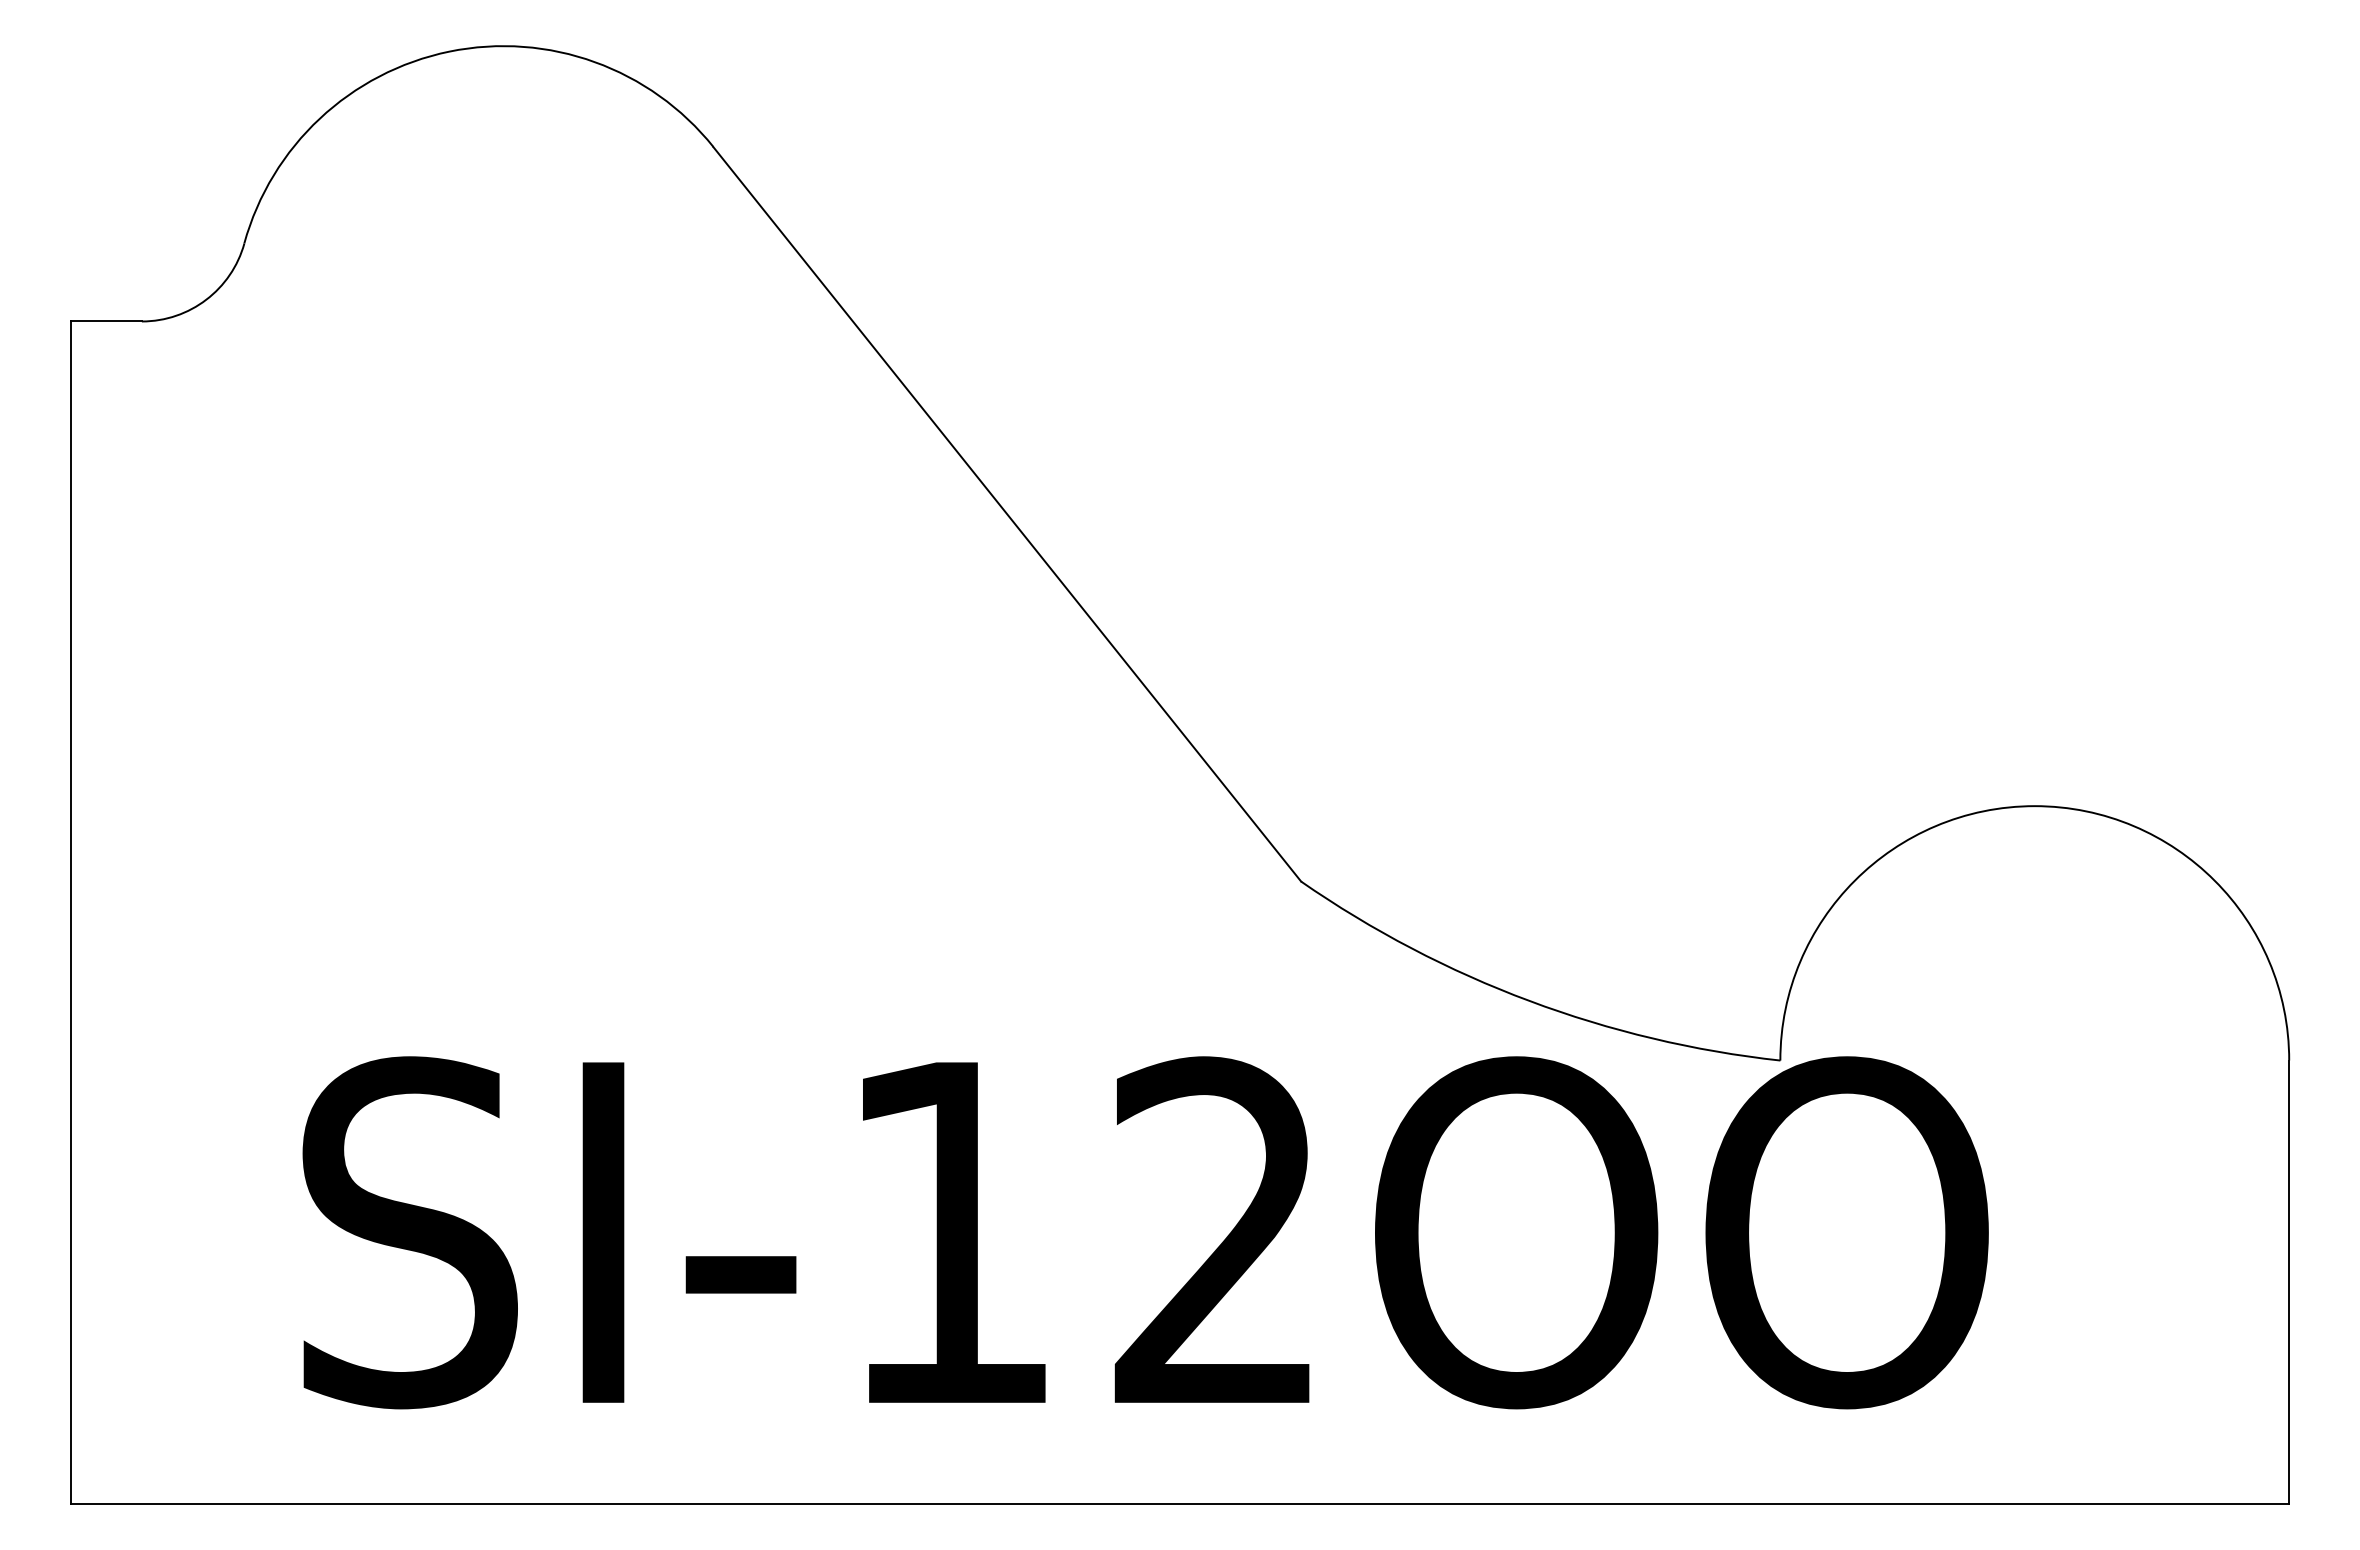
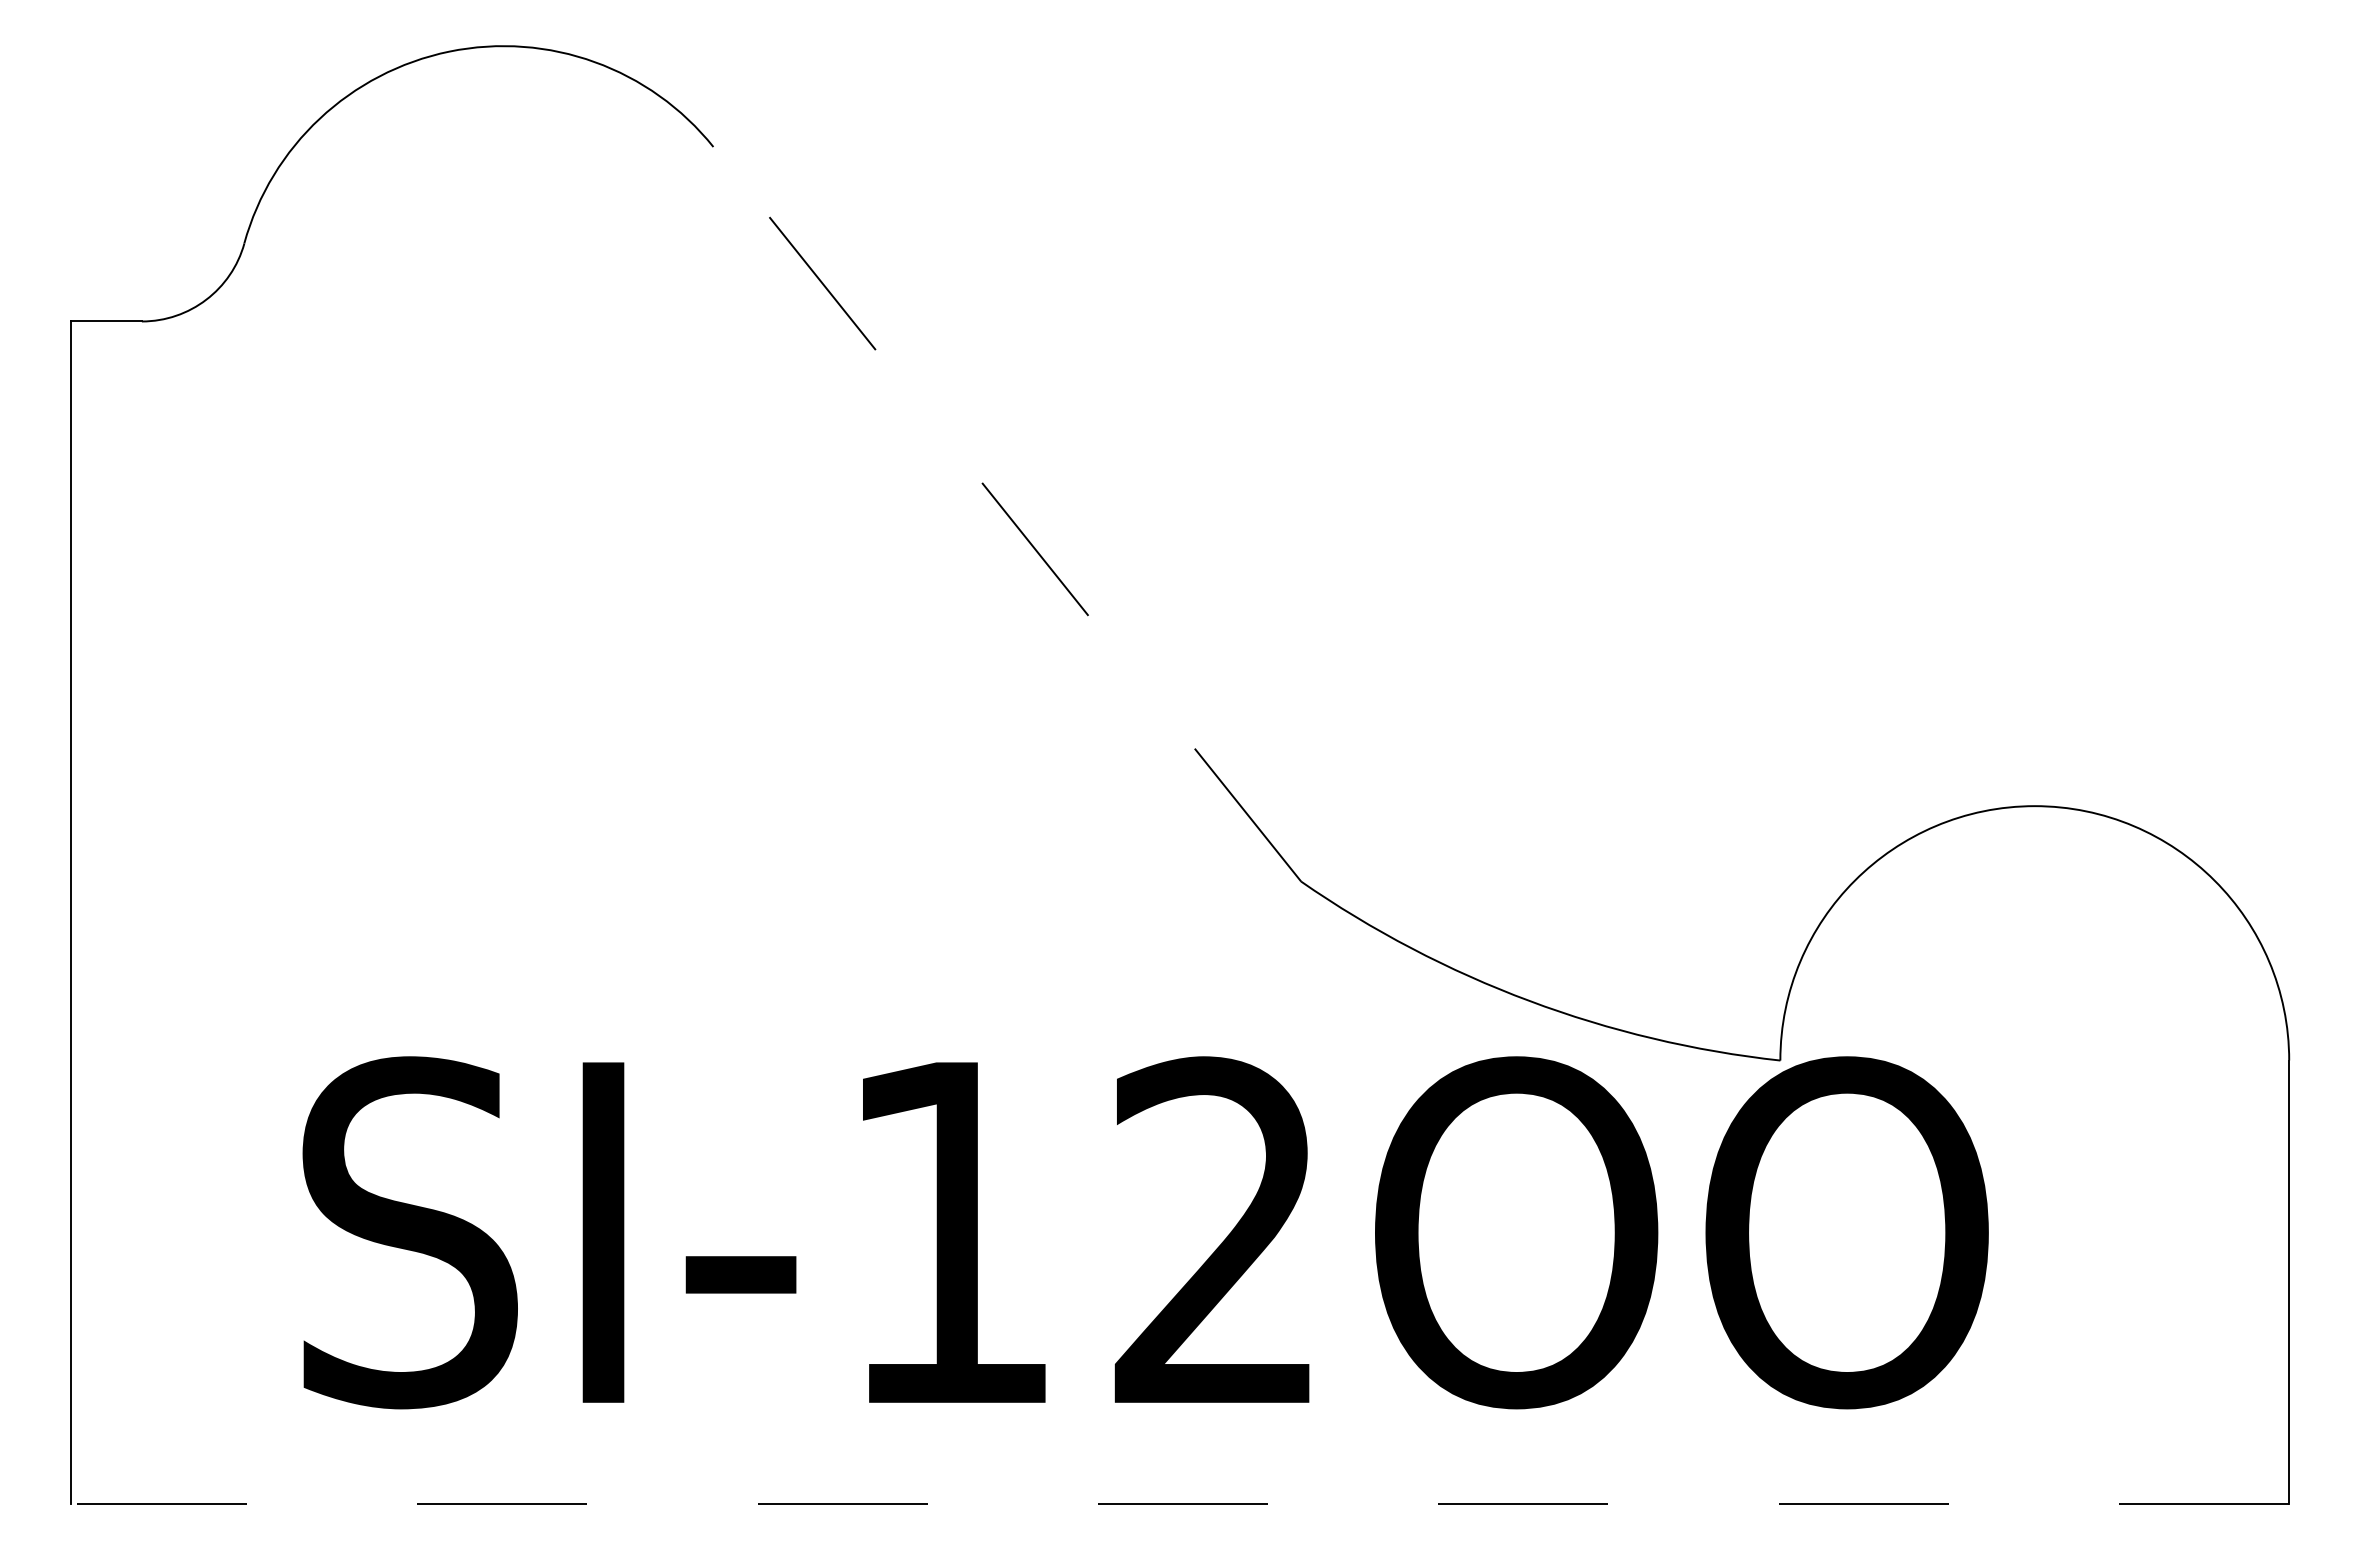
line: solid -> dashed (1006, 513)
line: solid -> dashed (1179, 1503)
